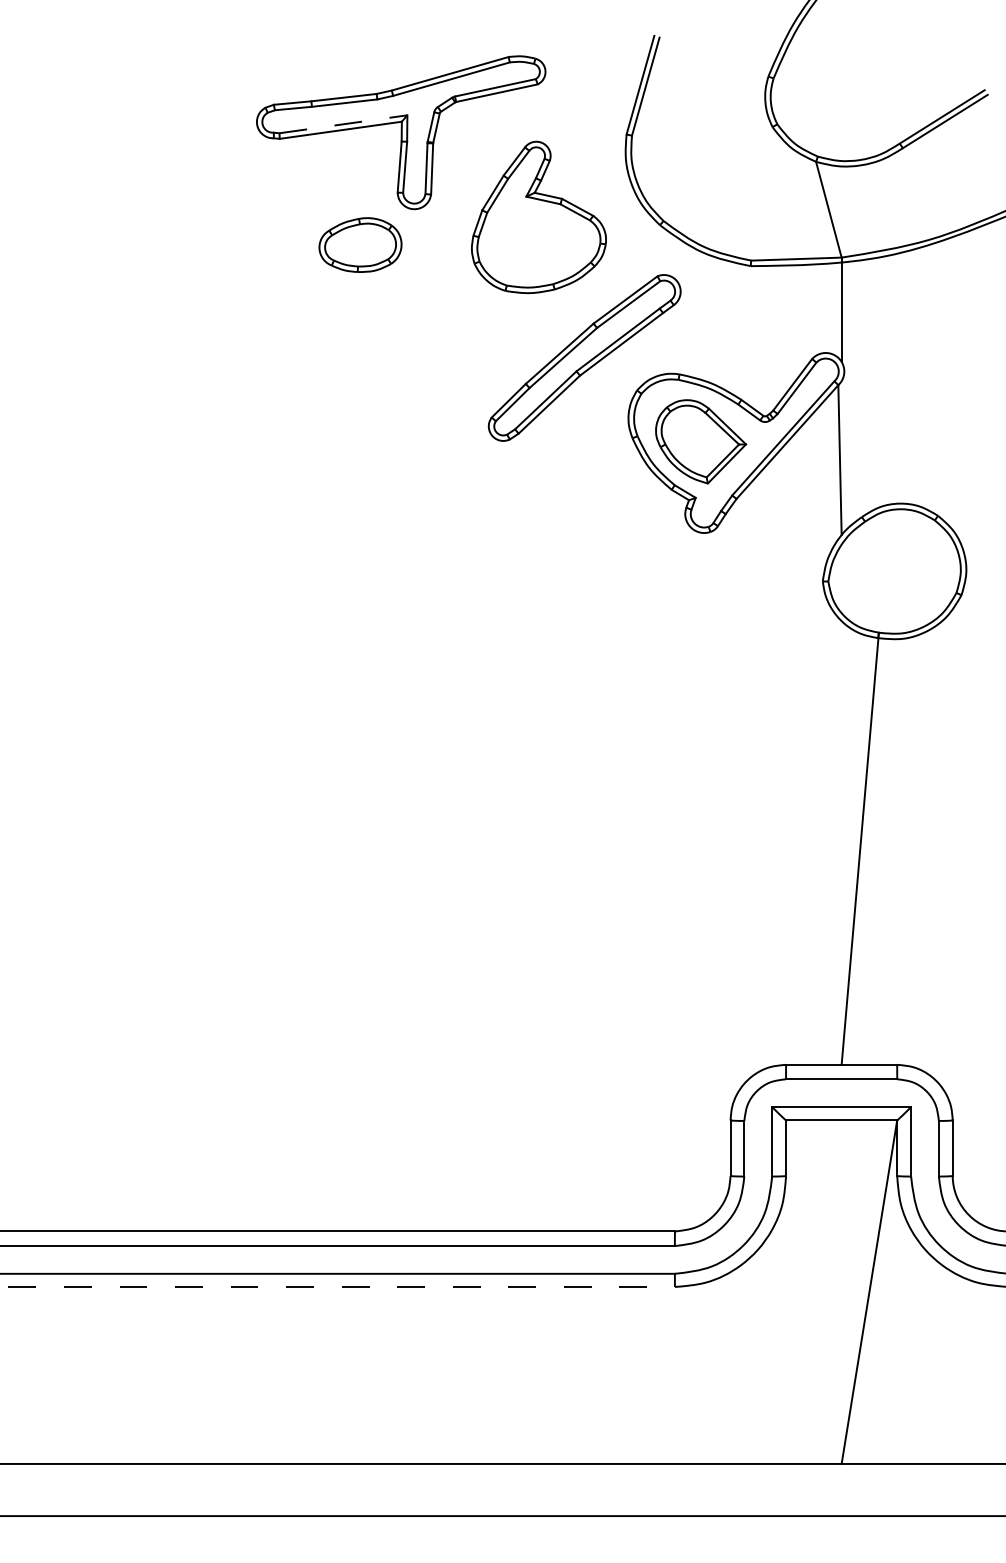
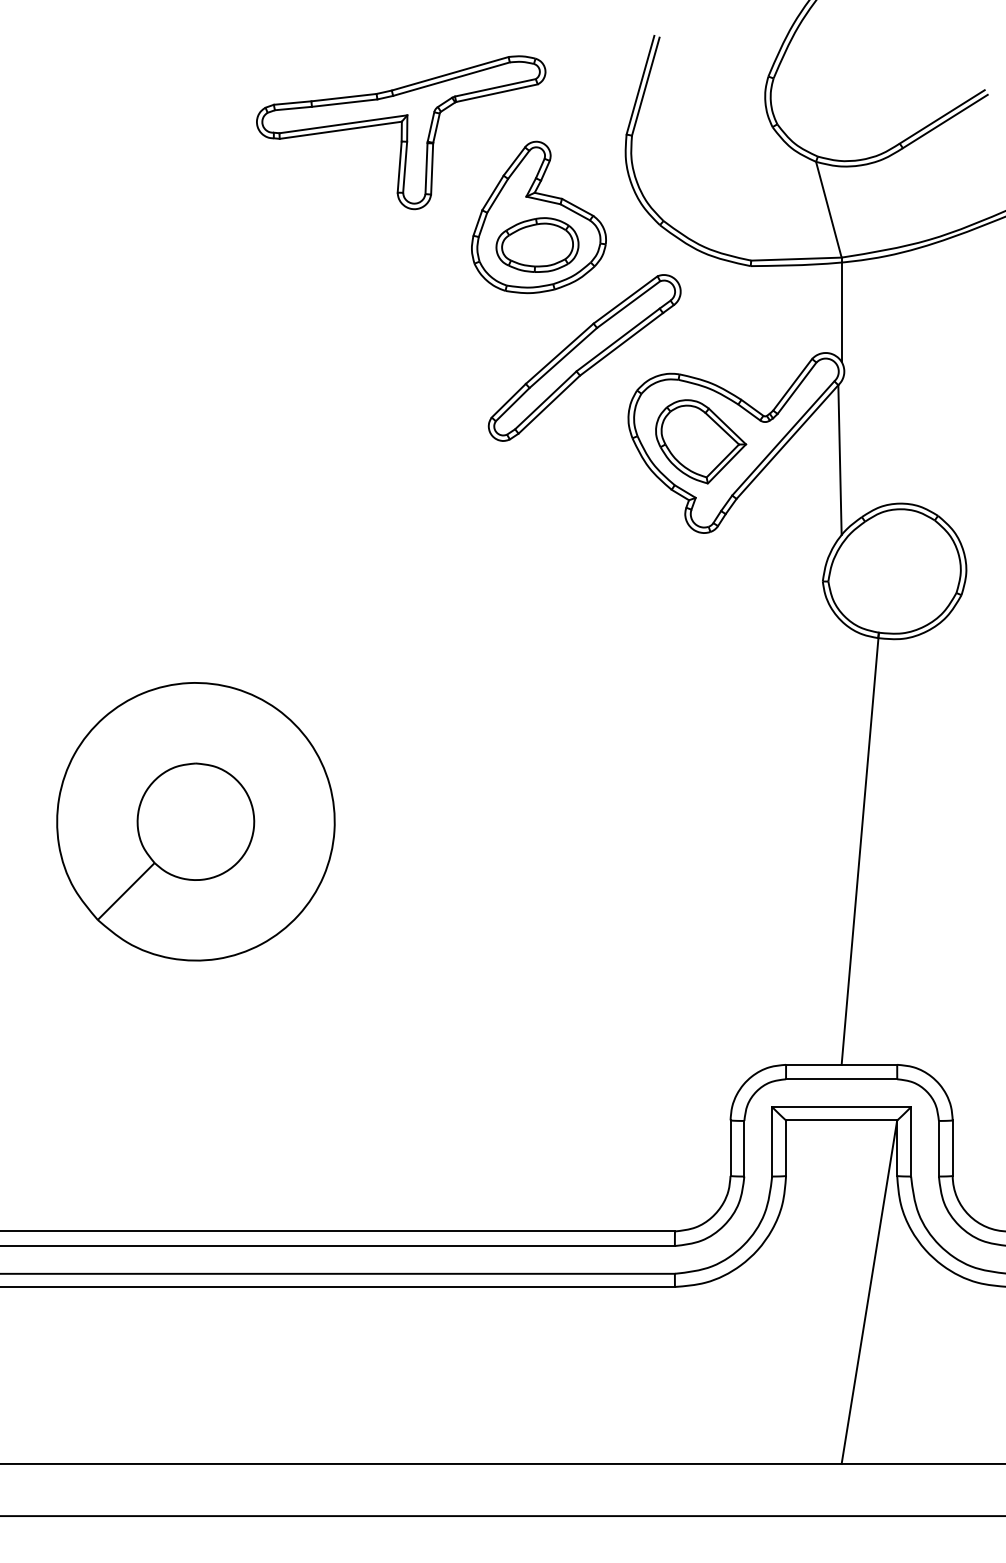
line: dashed -> solid (343, 124)
part position: (360, 244) -> (537, 244) (537, 244)
part: none -> present (195, 821)
line: dashed -> solid (338, 1286)
